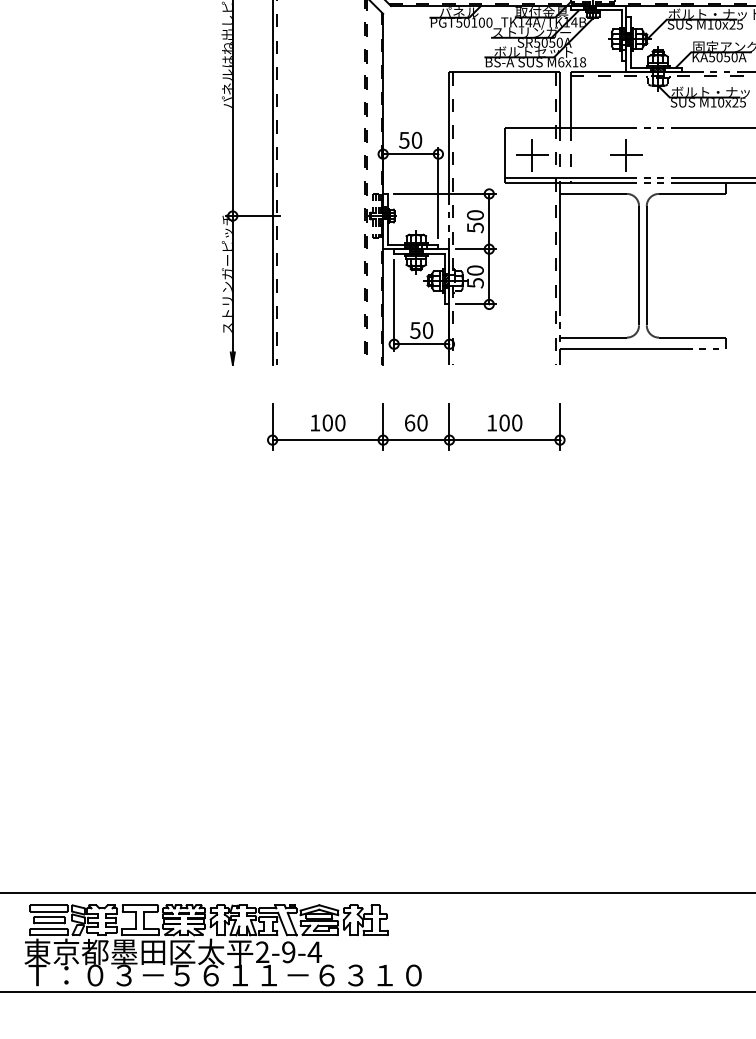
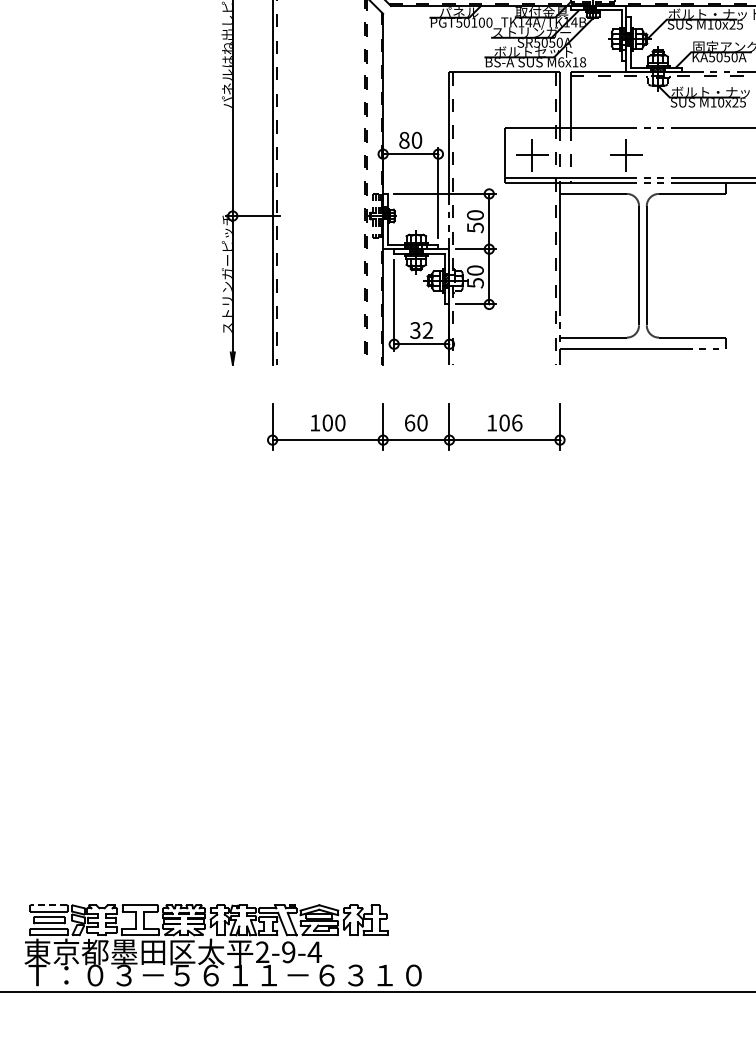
text: 50 -> 80 (404, 139)
text: 50 -> 32 (421, 330)
text: 100 -> 106 (517, 422)
line: present -> none (377, 892)
line: solid -> dashed (48, 905)
